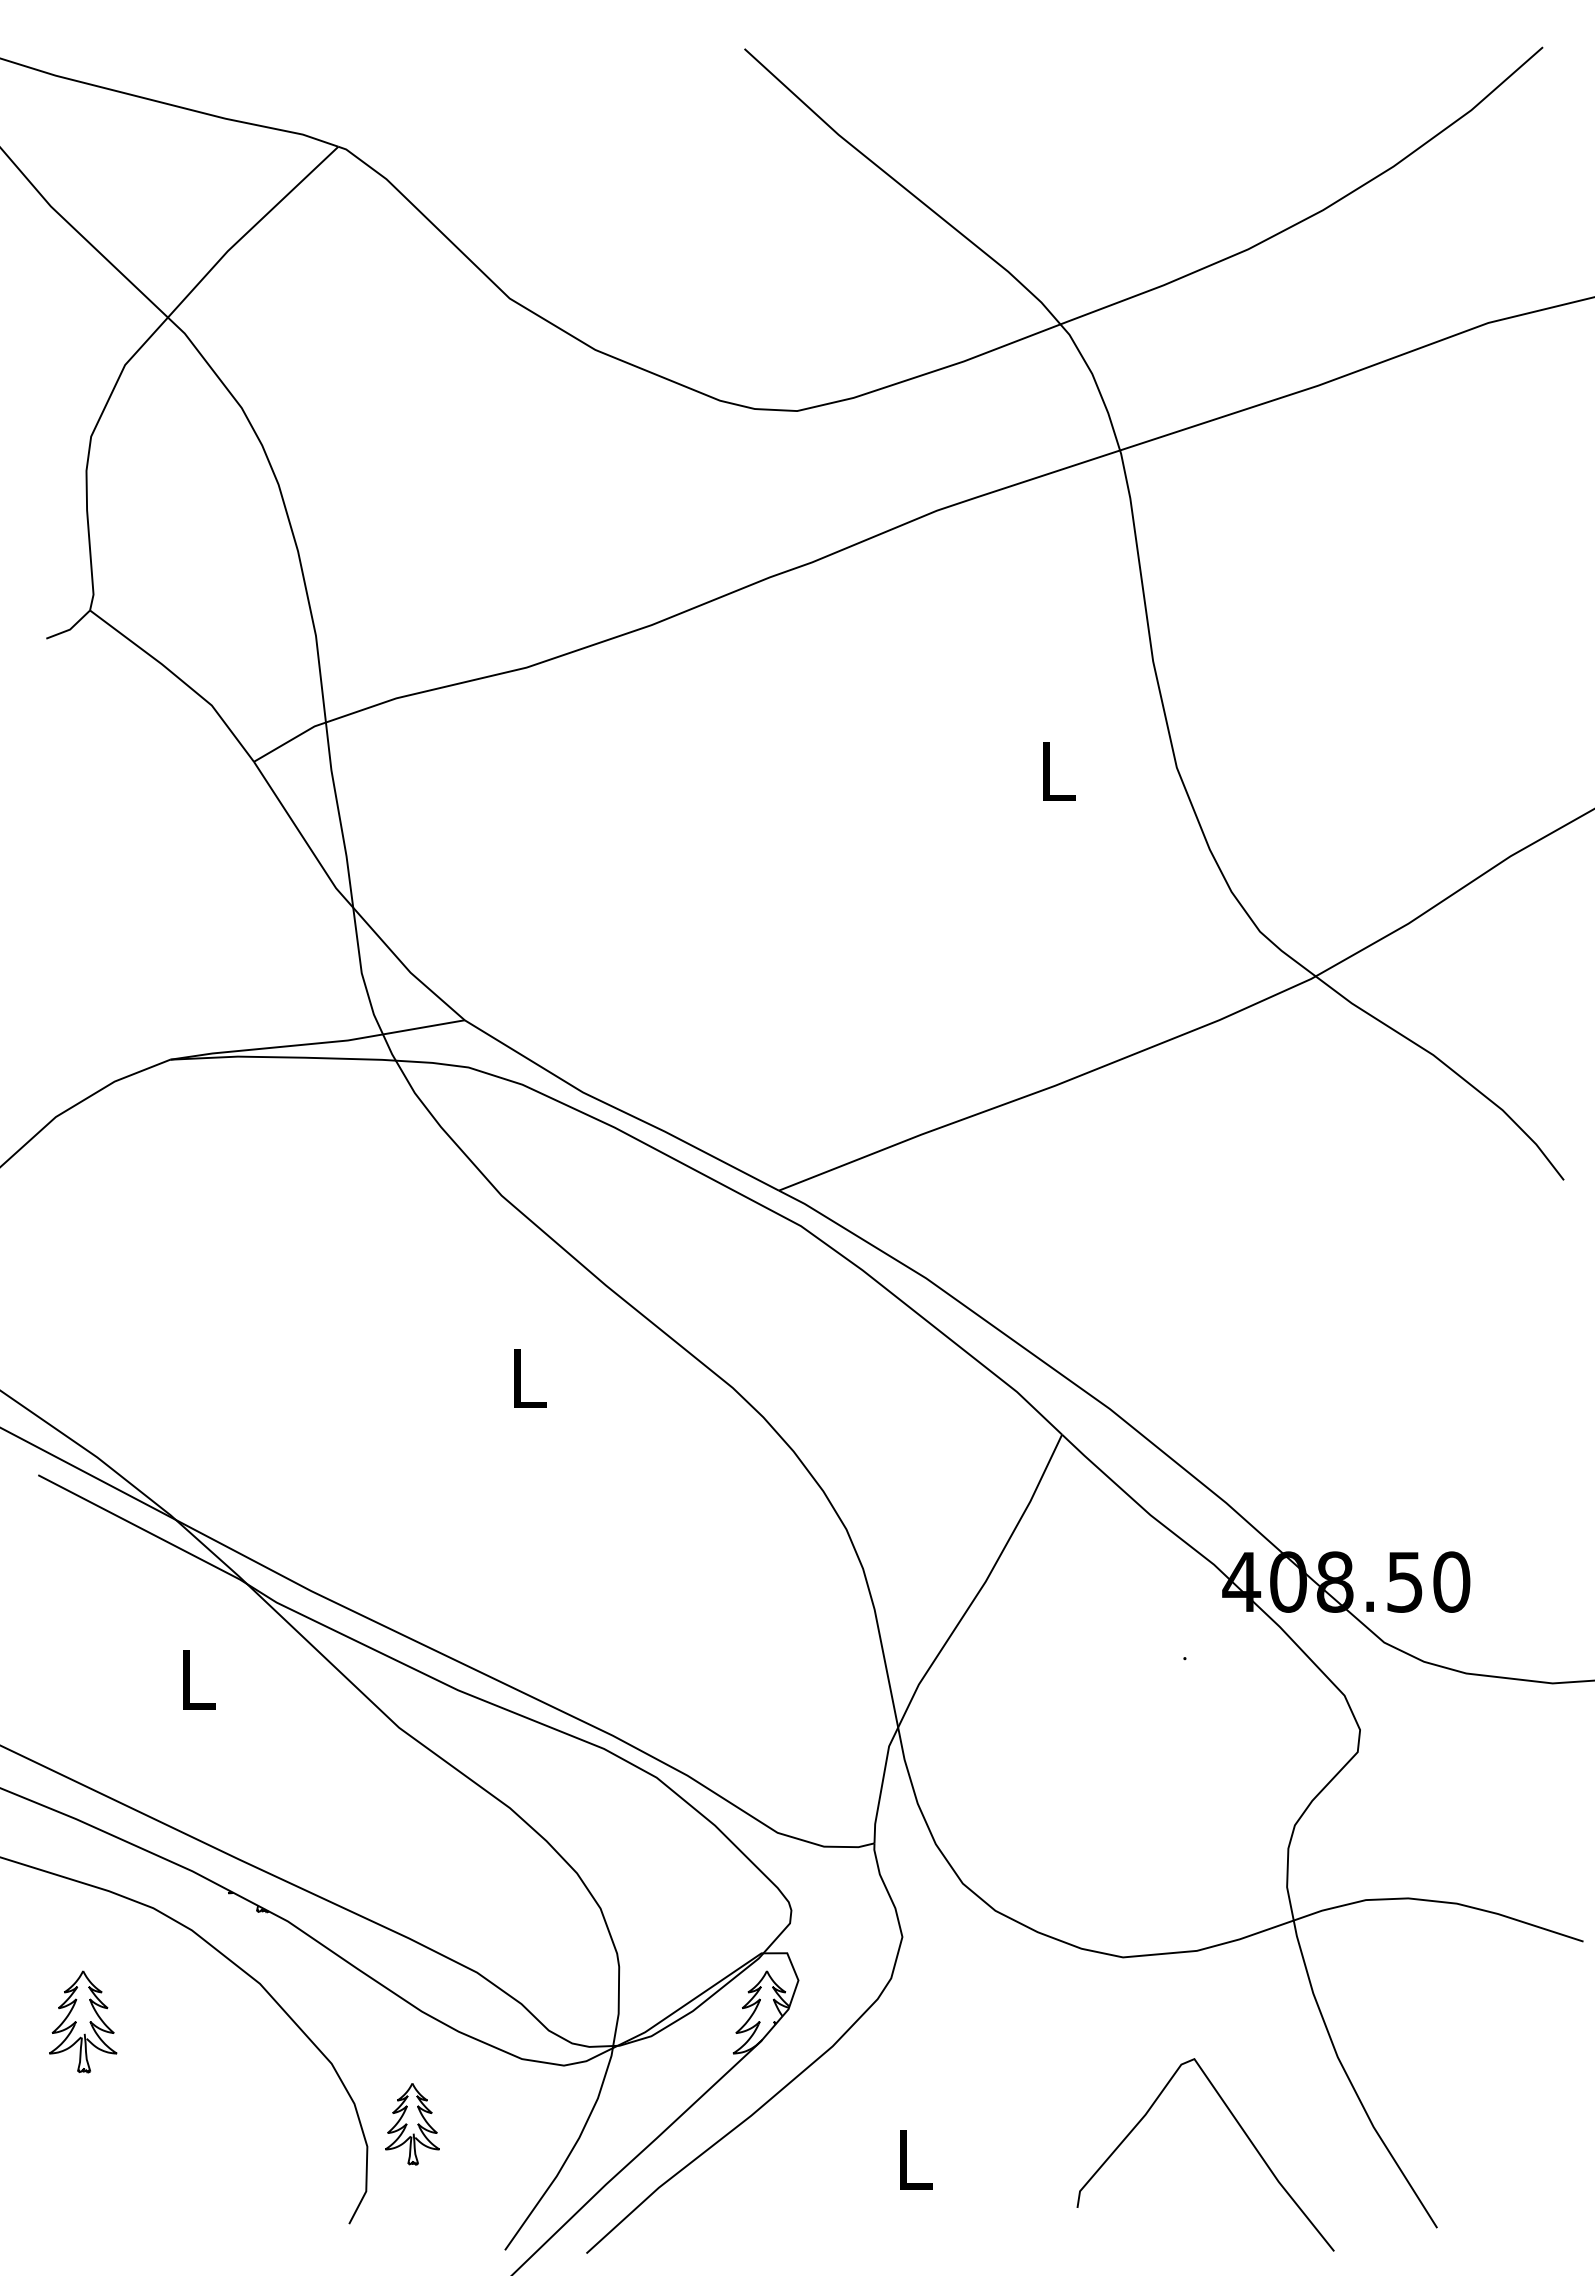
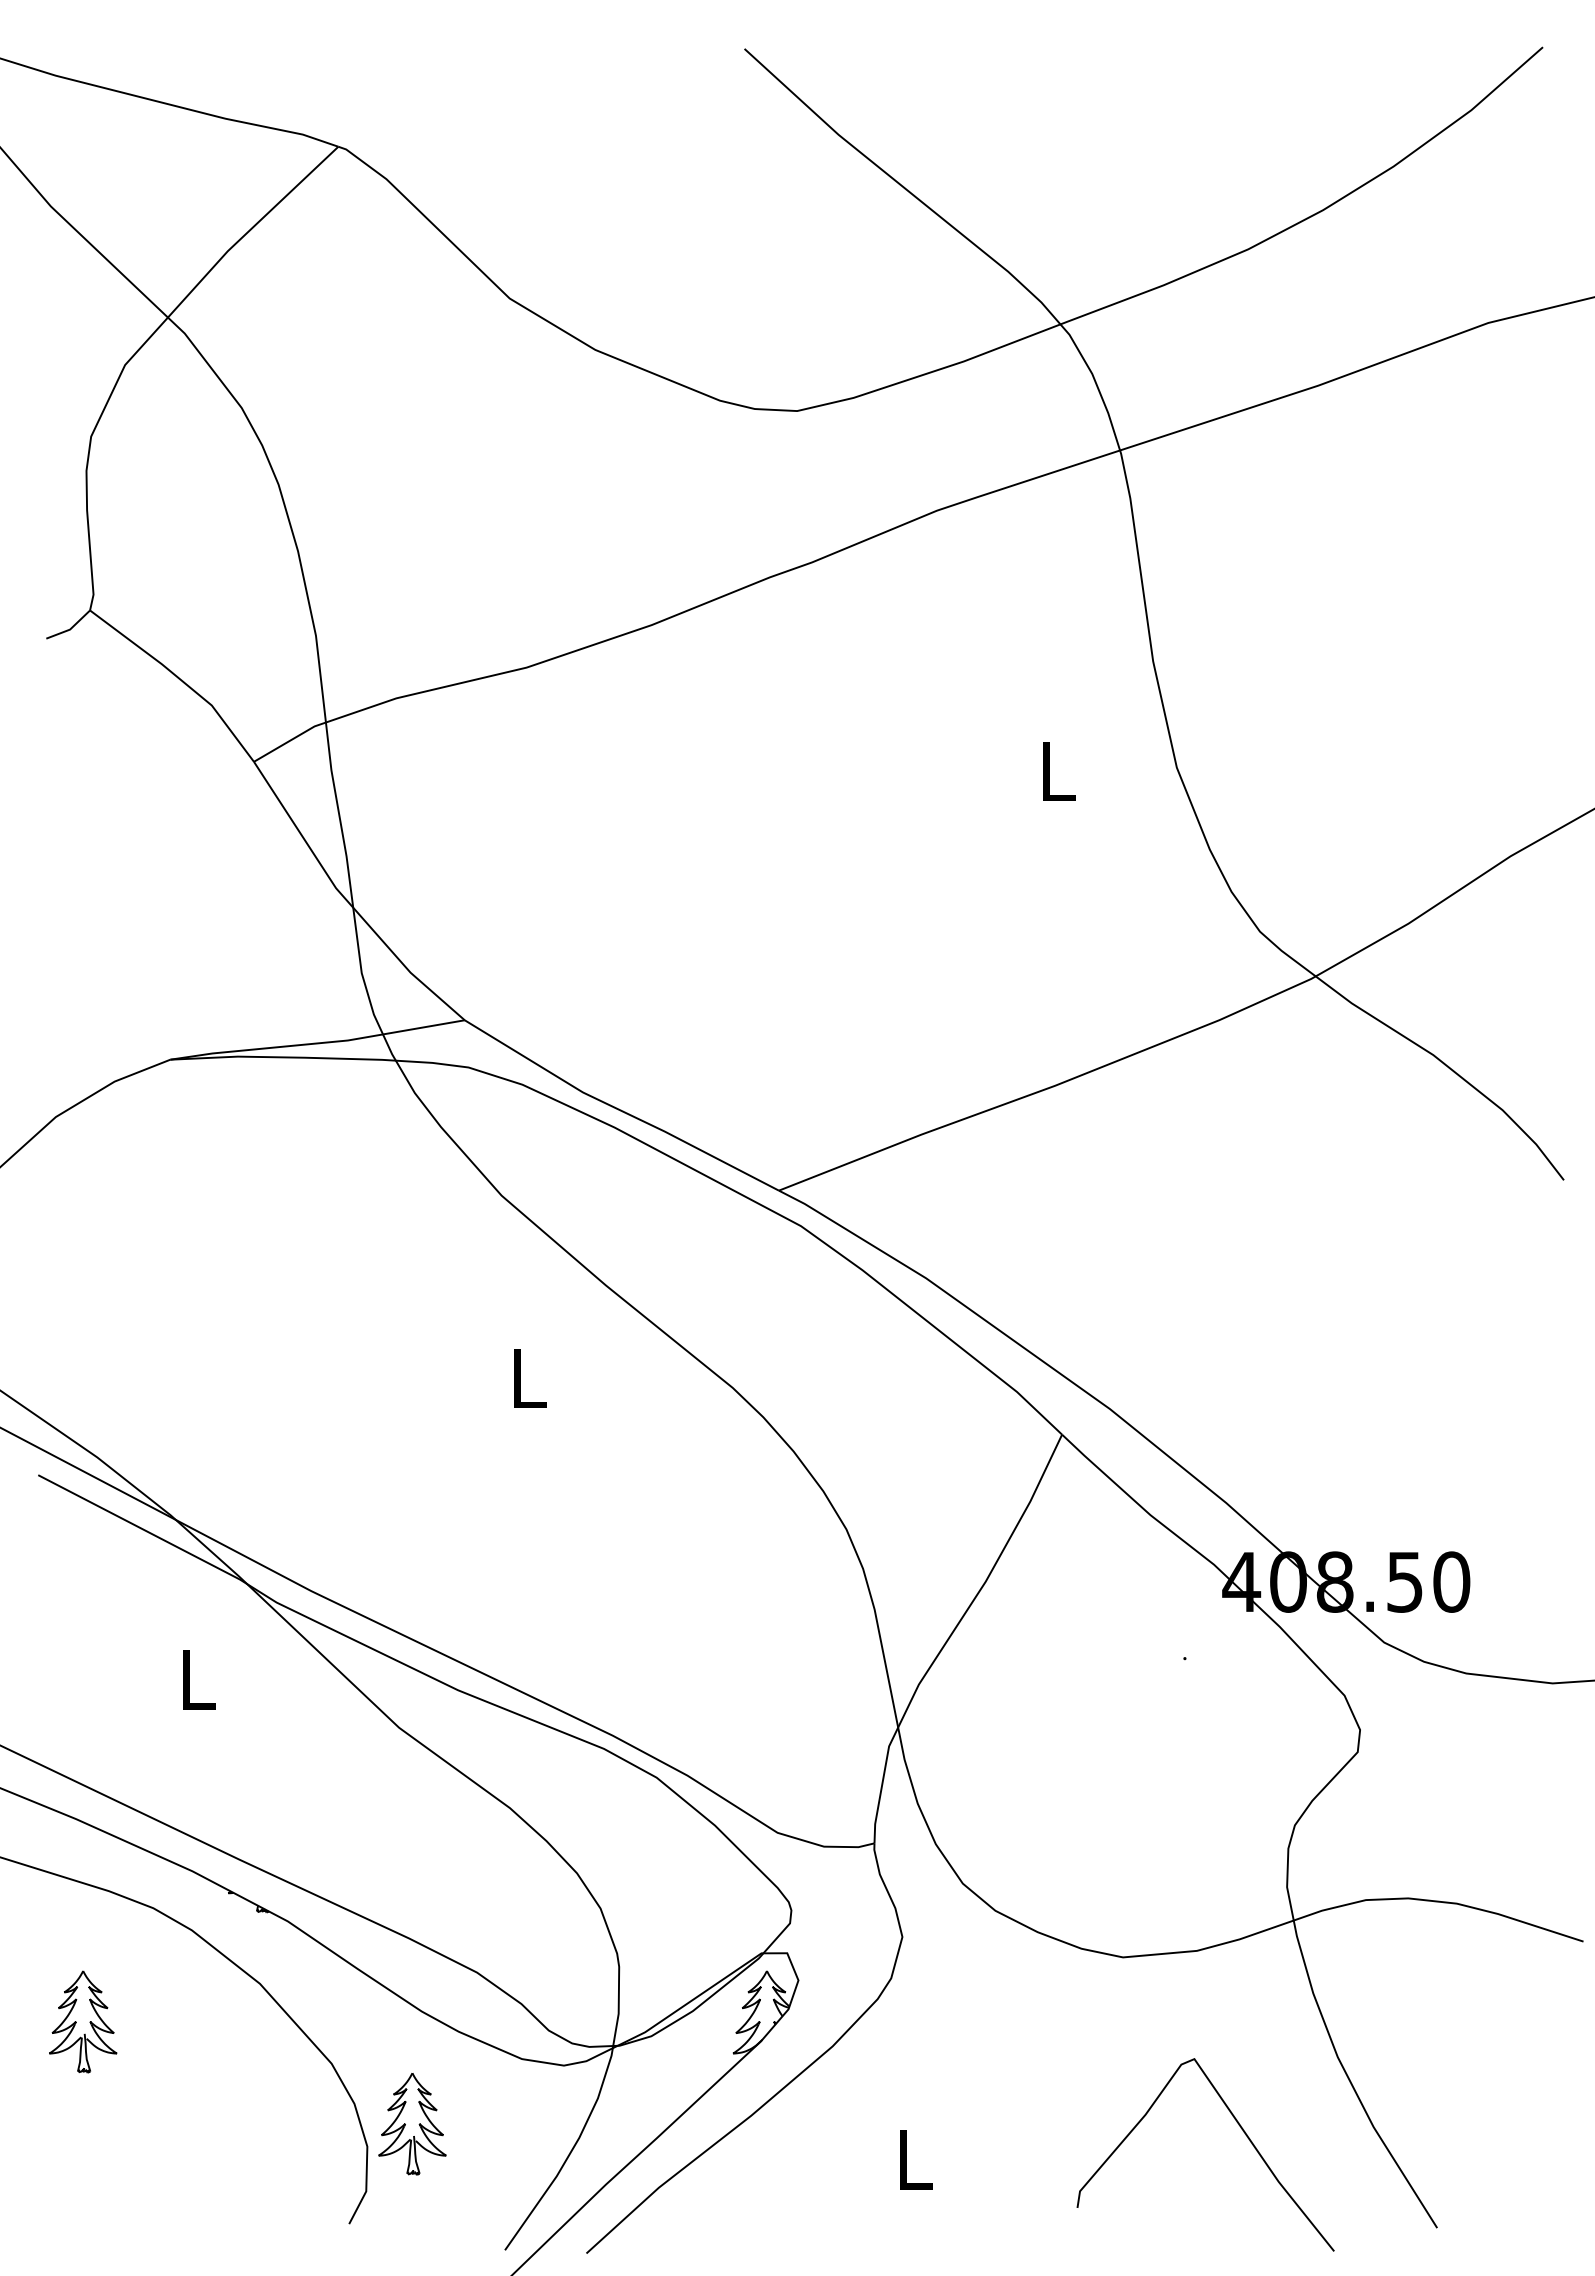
part size: 55x83 px -> 69x103 px (412, 2124)
